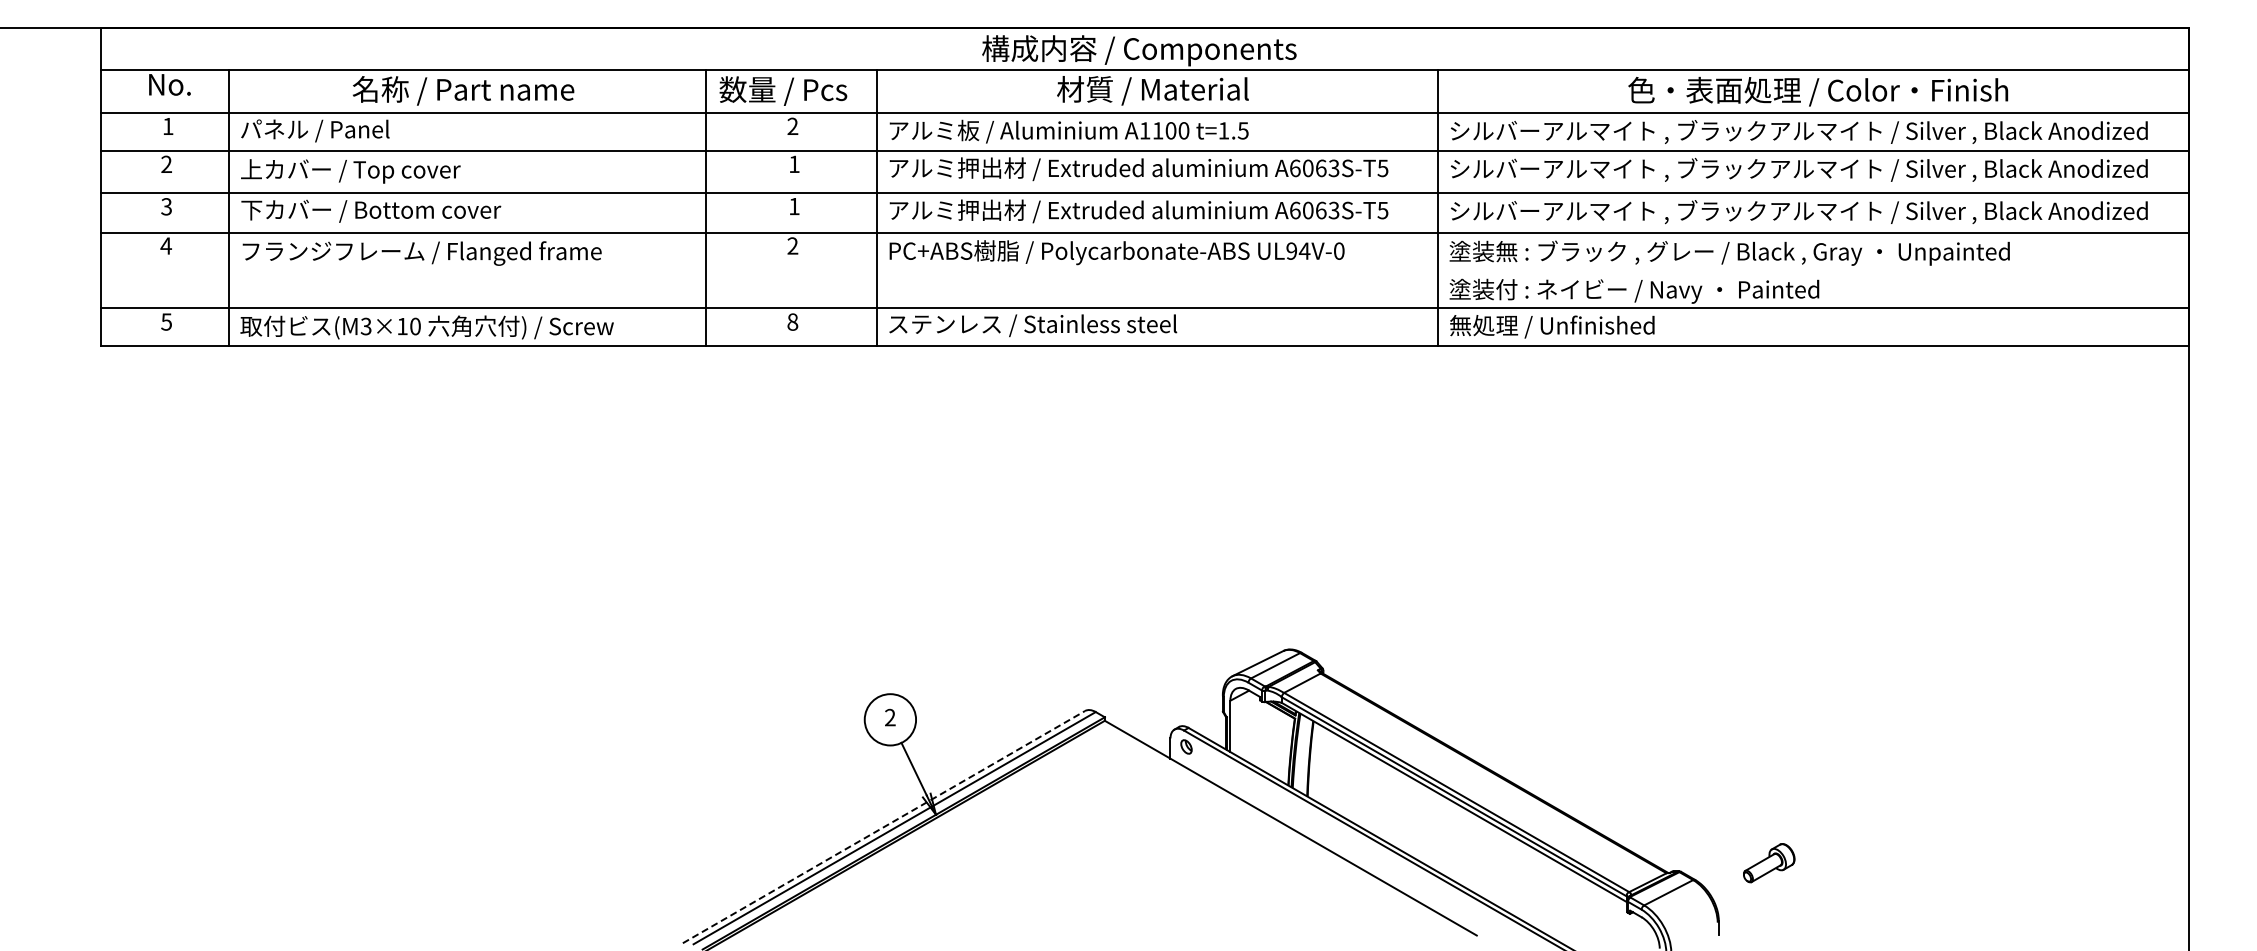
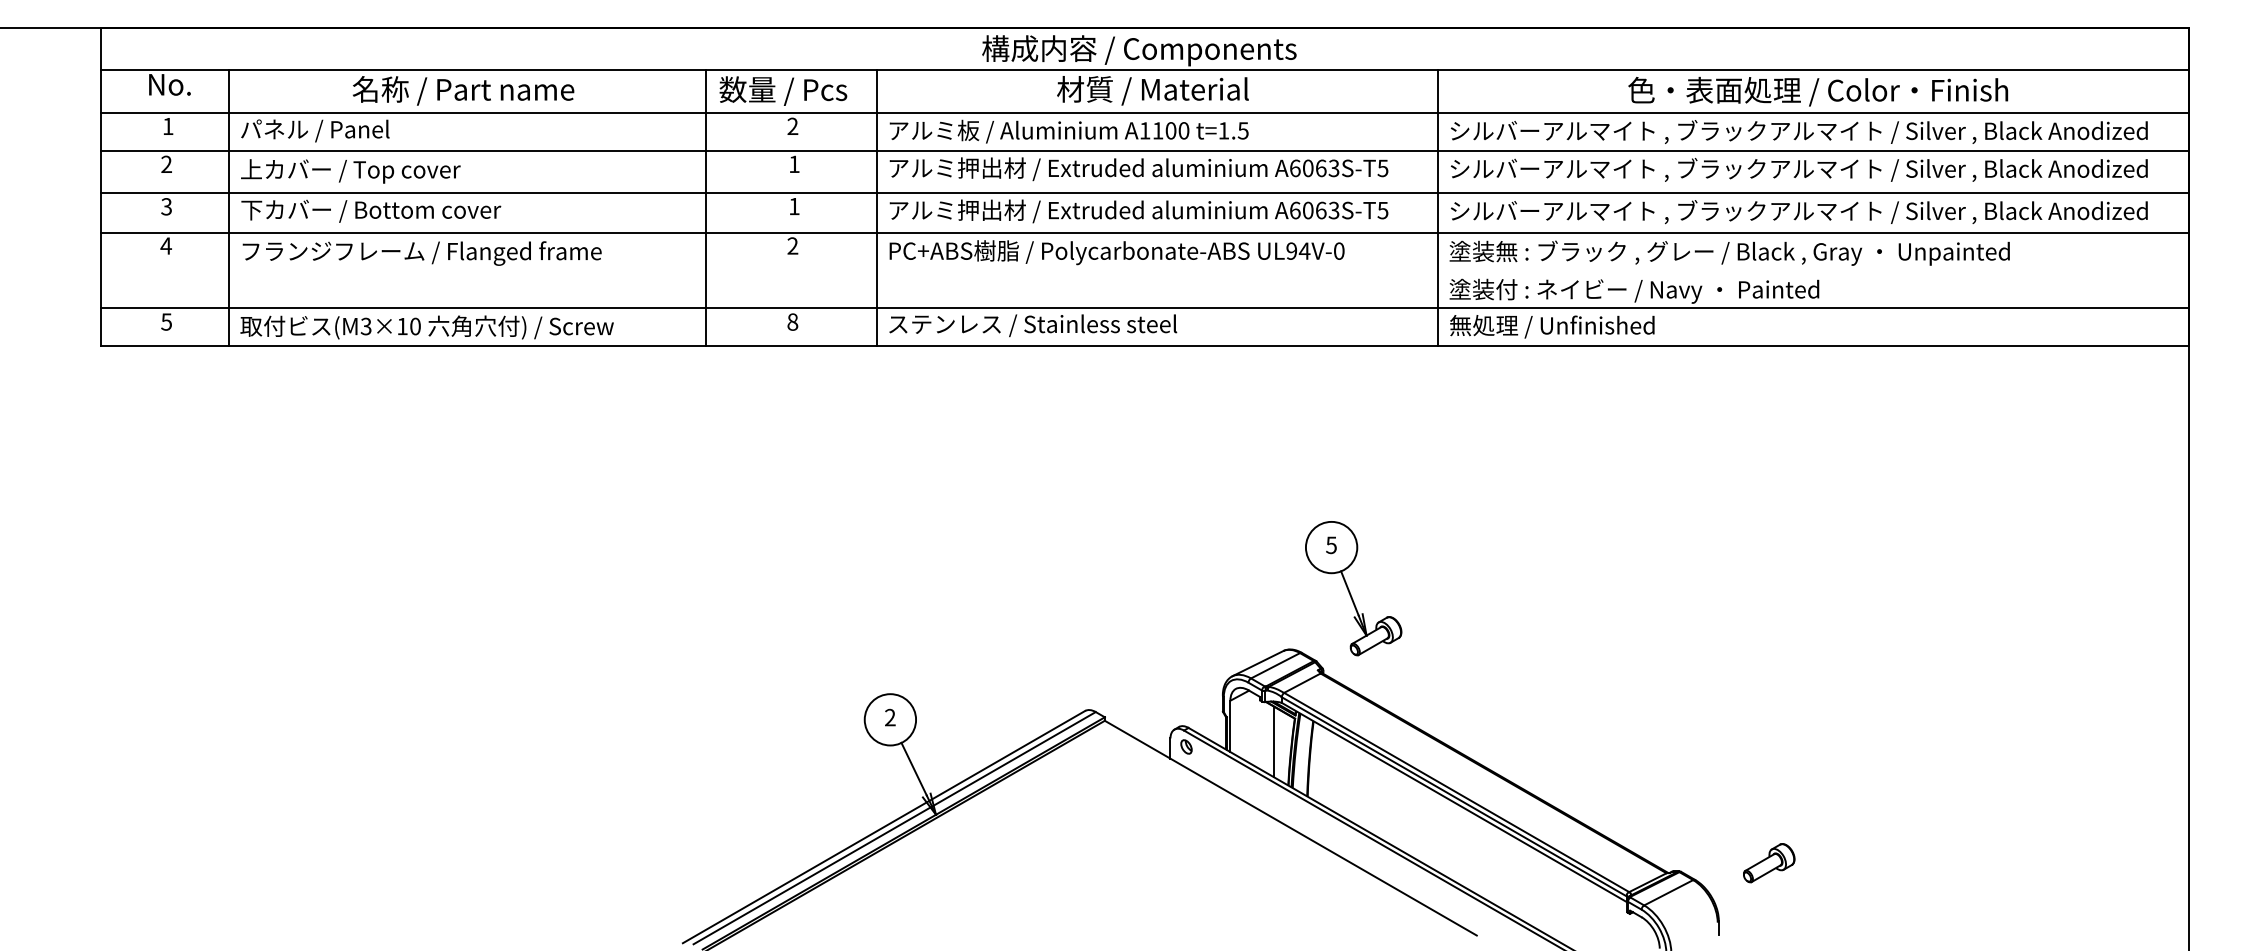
part: none -> present (1353, 588)
line: none -> present (1274, 741)
line: dashed -> solid (884, 826)
